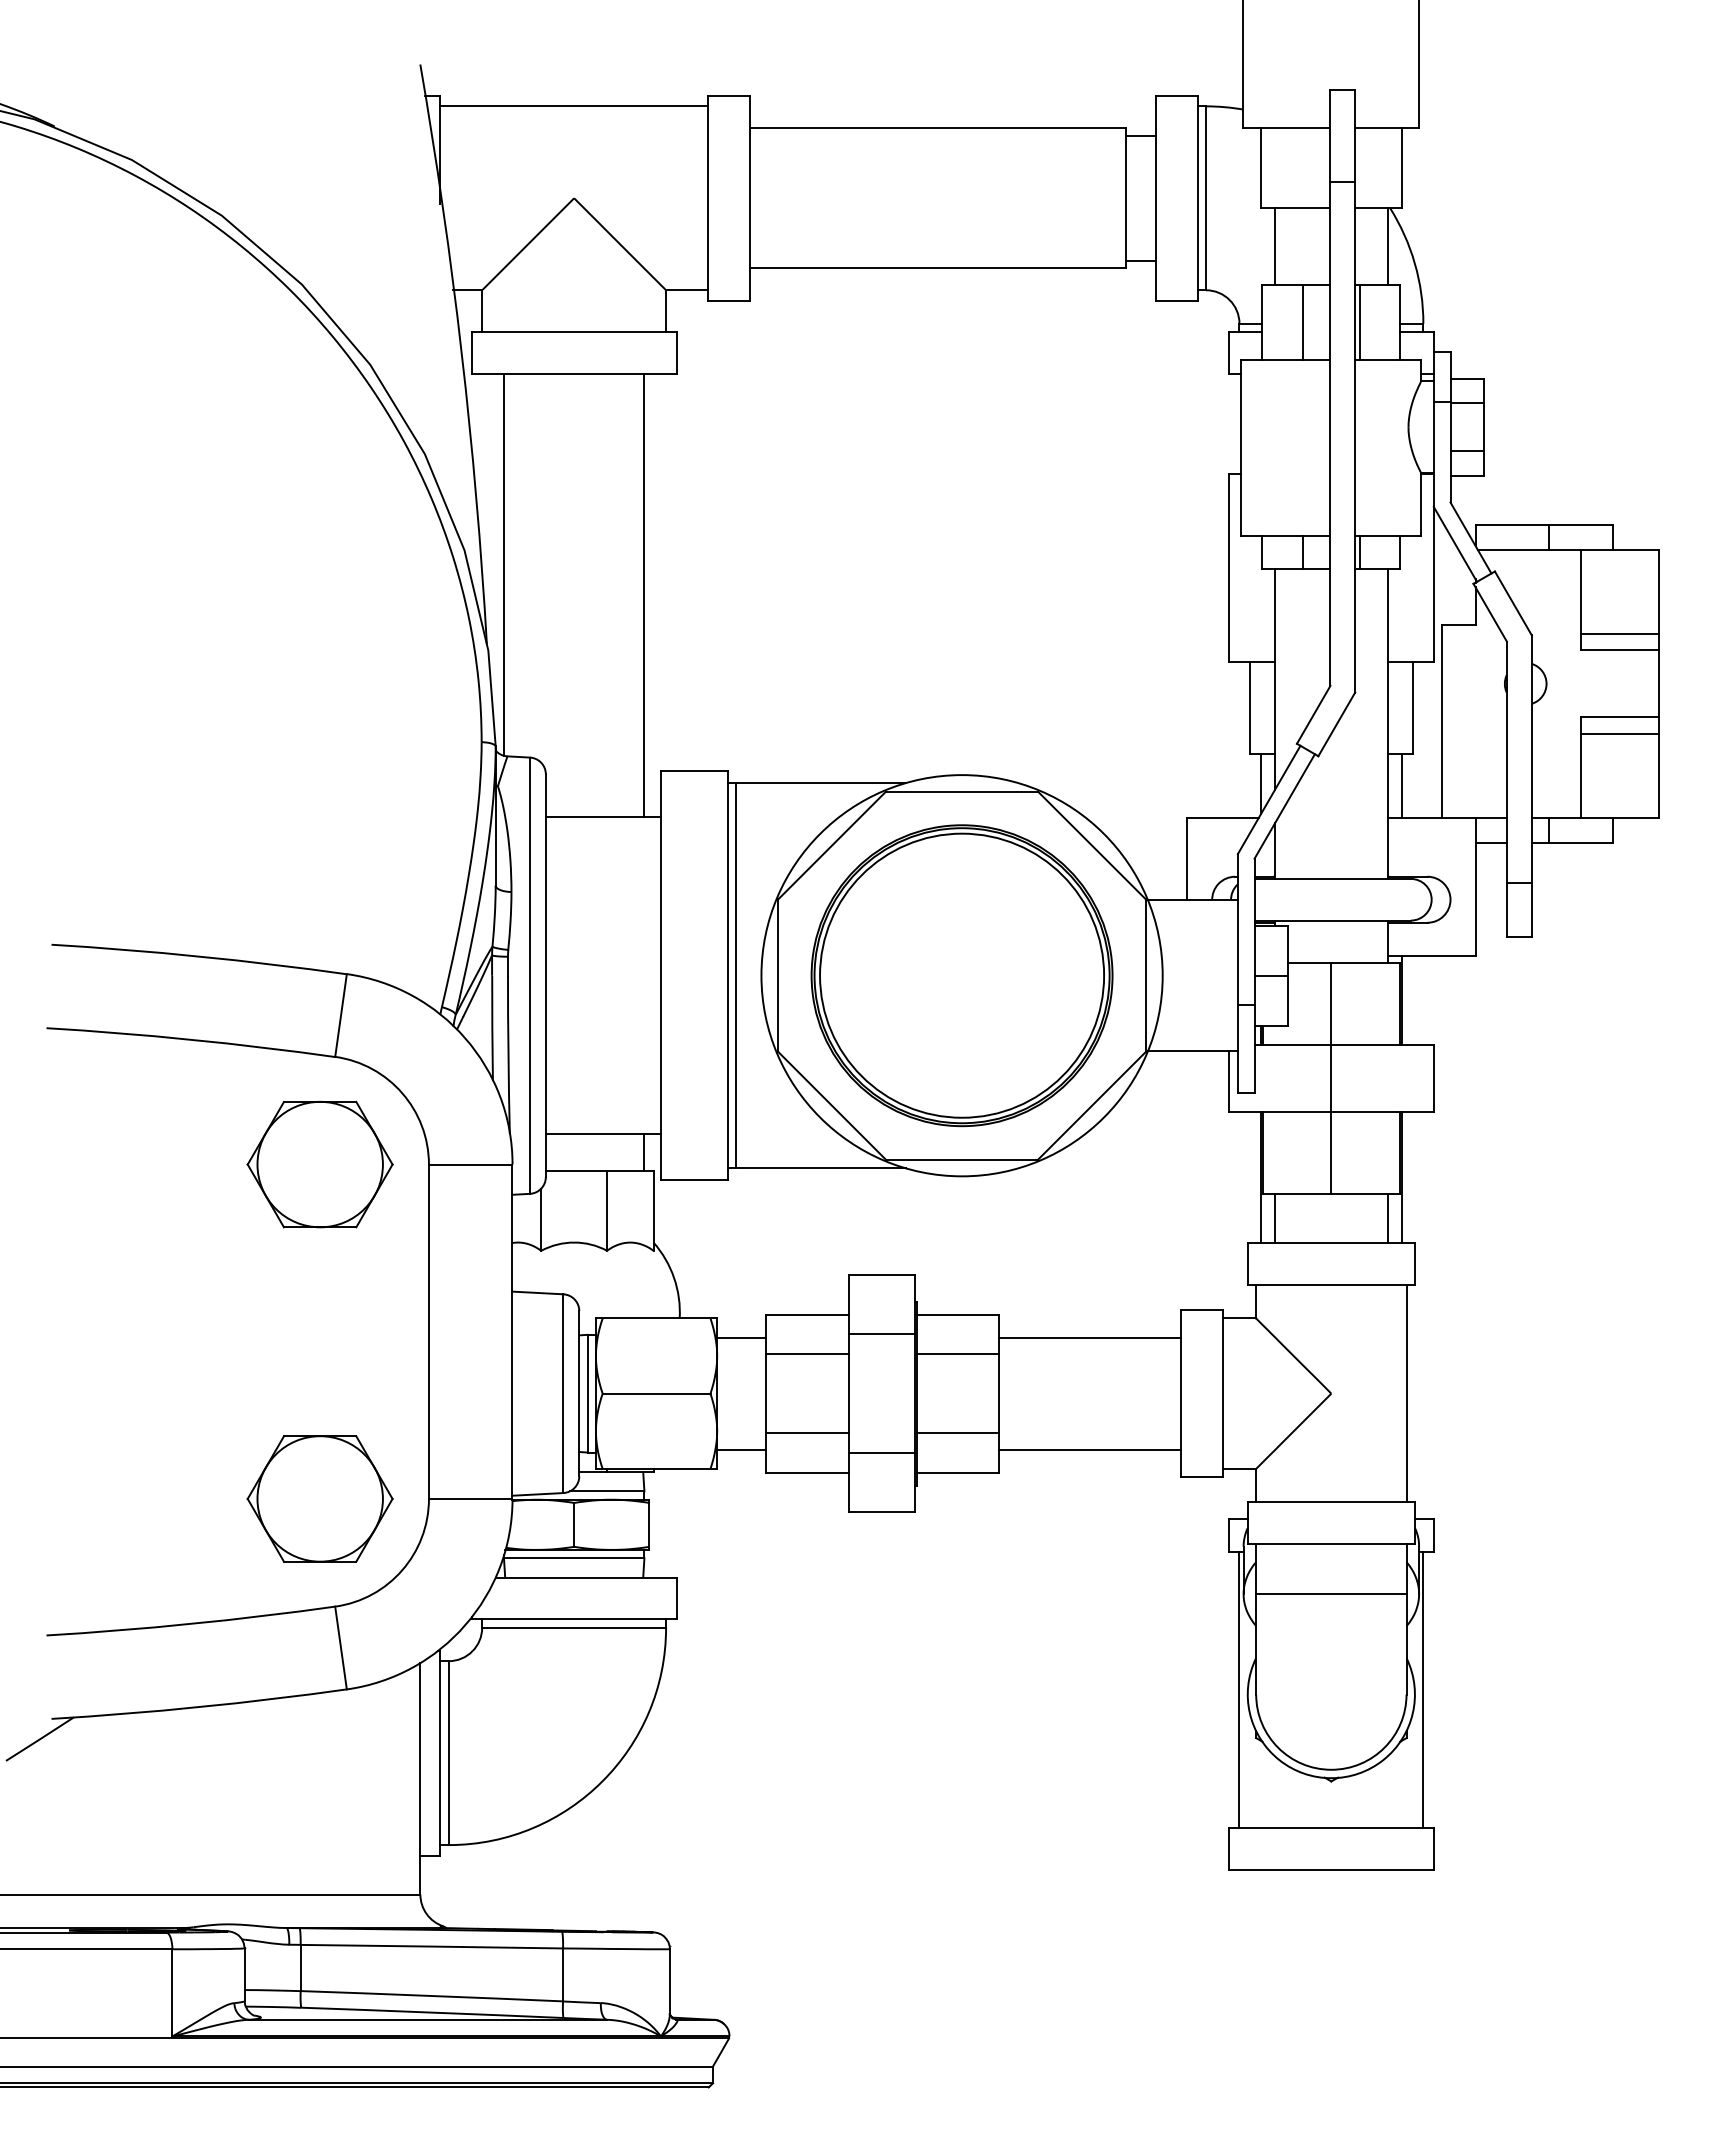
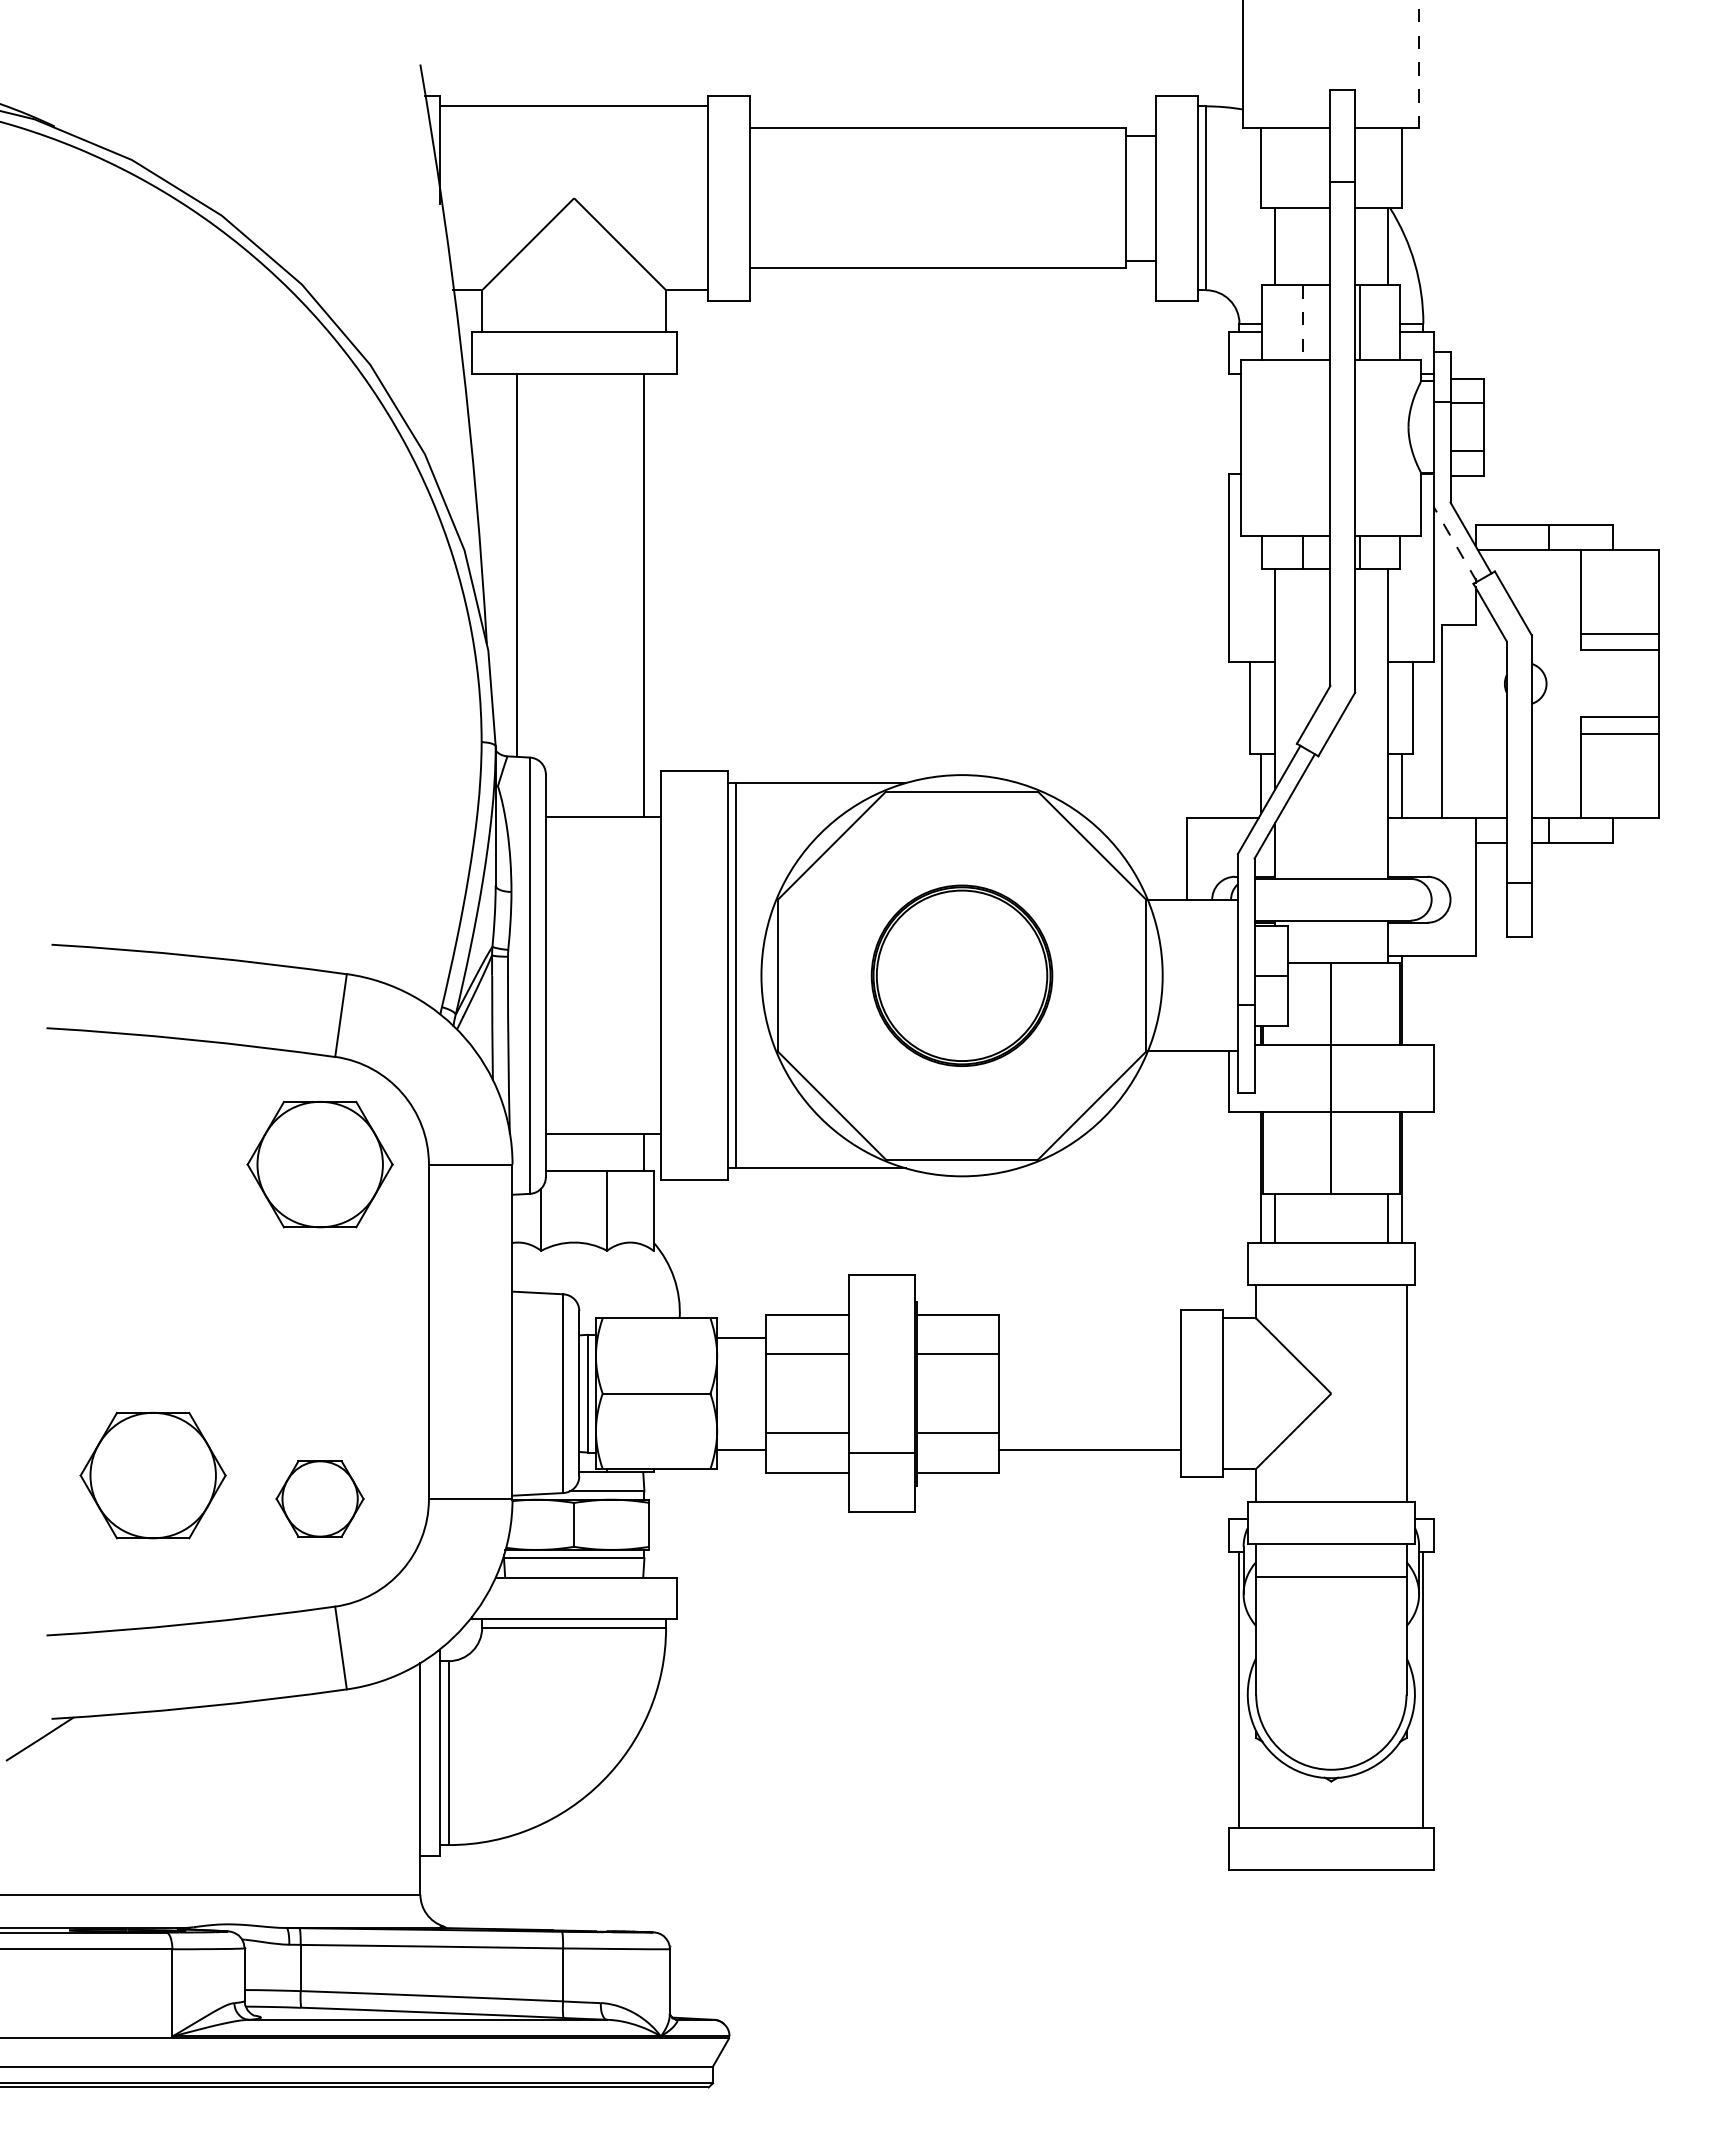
line: solid -> dashed (1419, 64)
line: solid -> dashed (1302, 322)
line: solid -> dashed (1455, 543)
line position: (503, 564) -> (516, 564) (516, 564)
part size: 304x304 px -> 184x183 px (961, 975)
line: present -> none (881, 1334)
line: present -> none (1089, 1337)
part: none -> present (152, 1475)
part size: 148x128 px -> 90x78 px (319, 1498)
line position: (1331, 1594) -> (1331, 1577) (1331, 1577)
